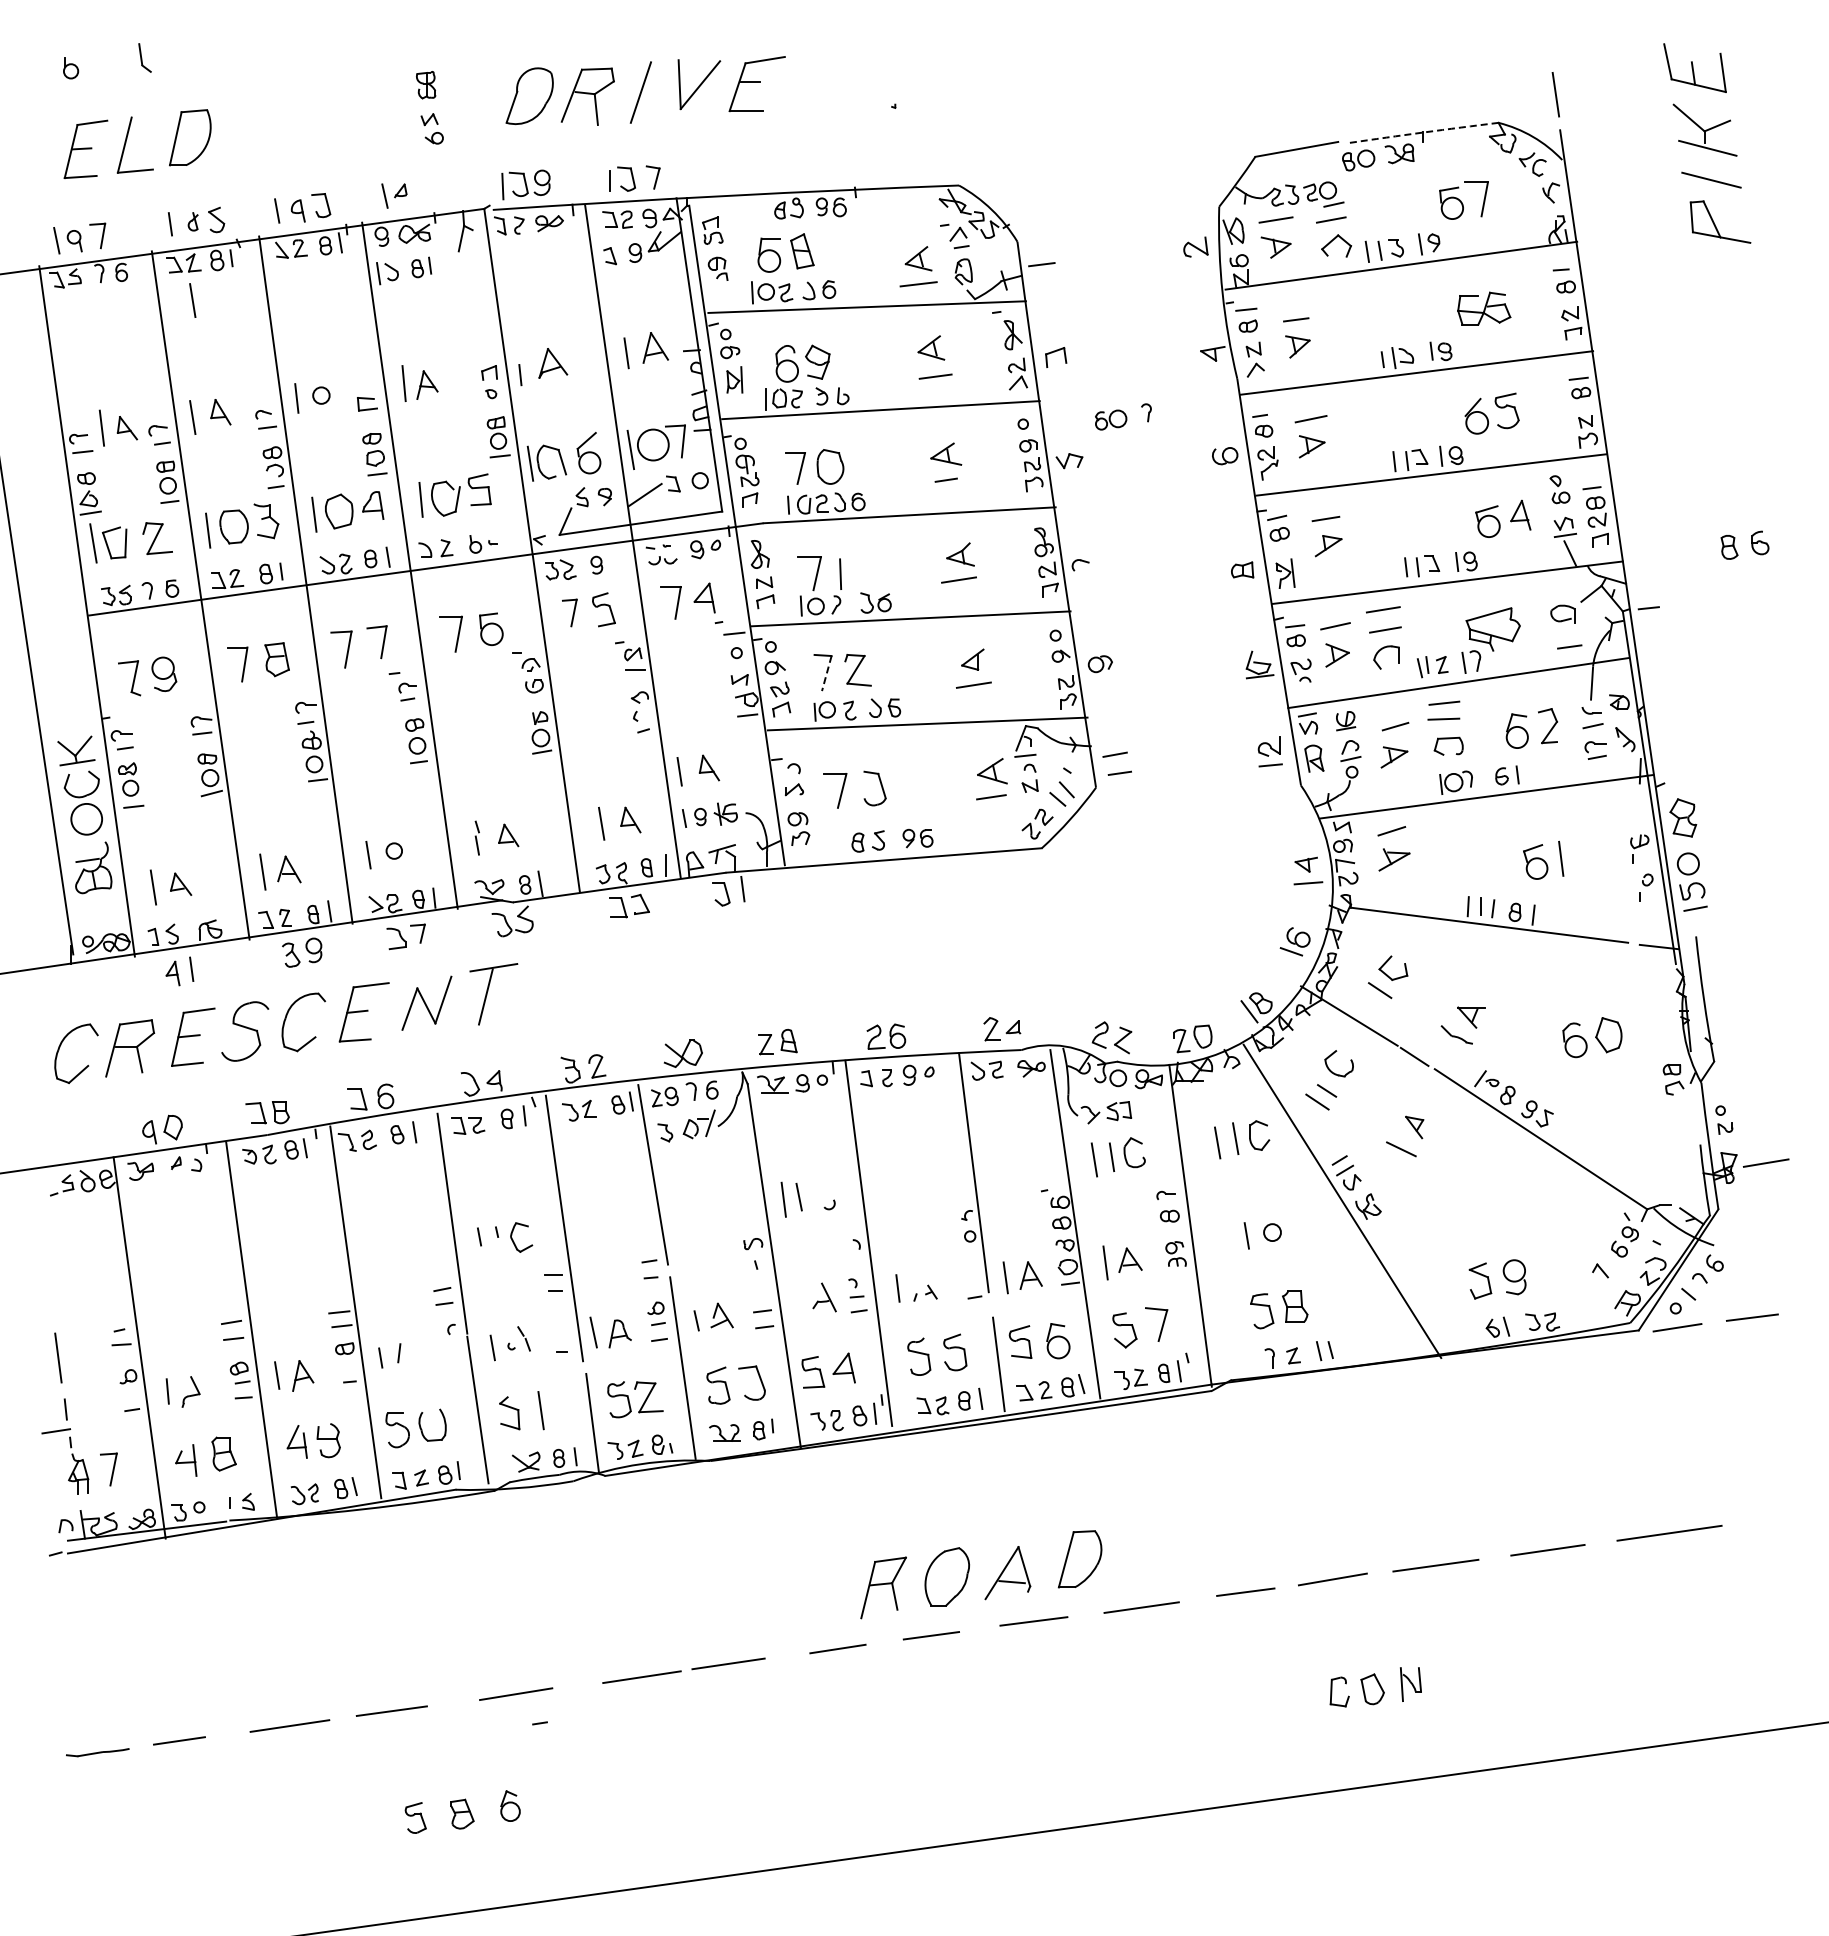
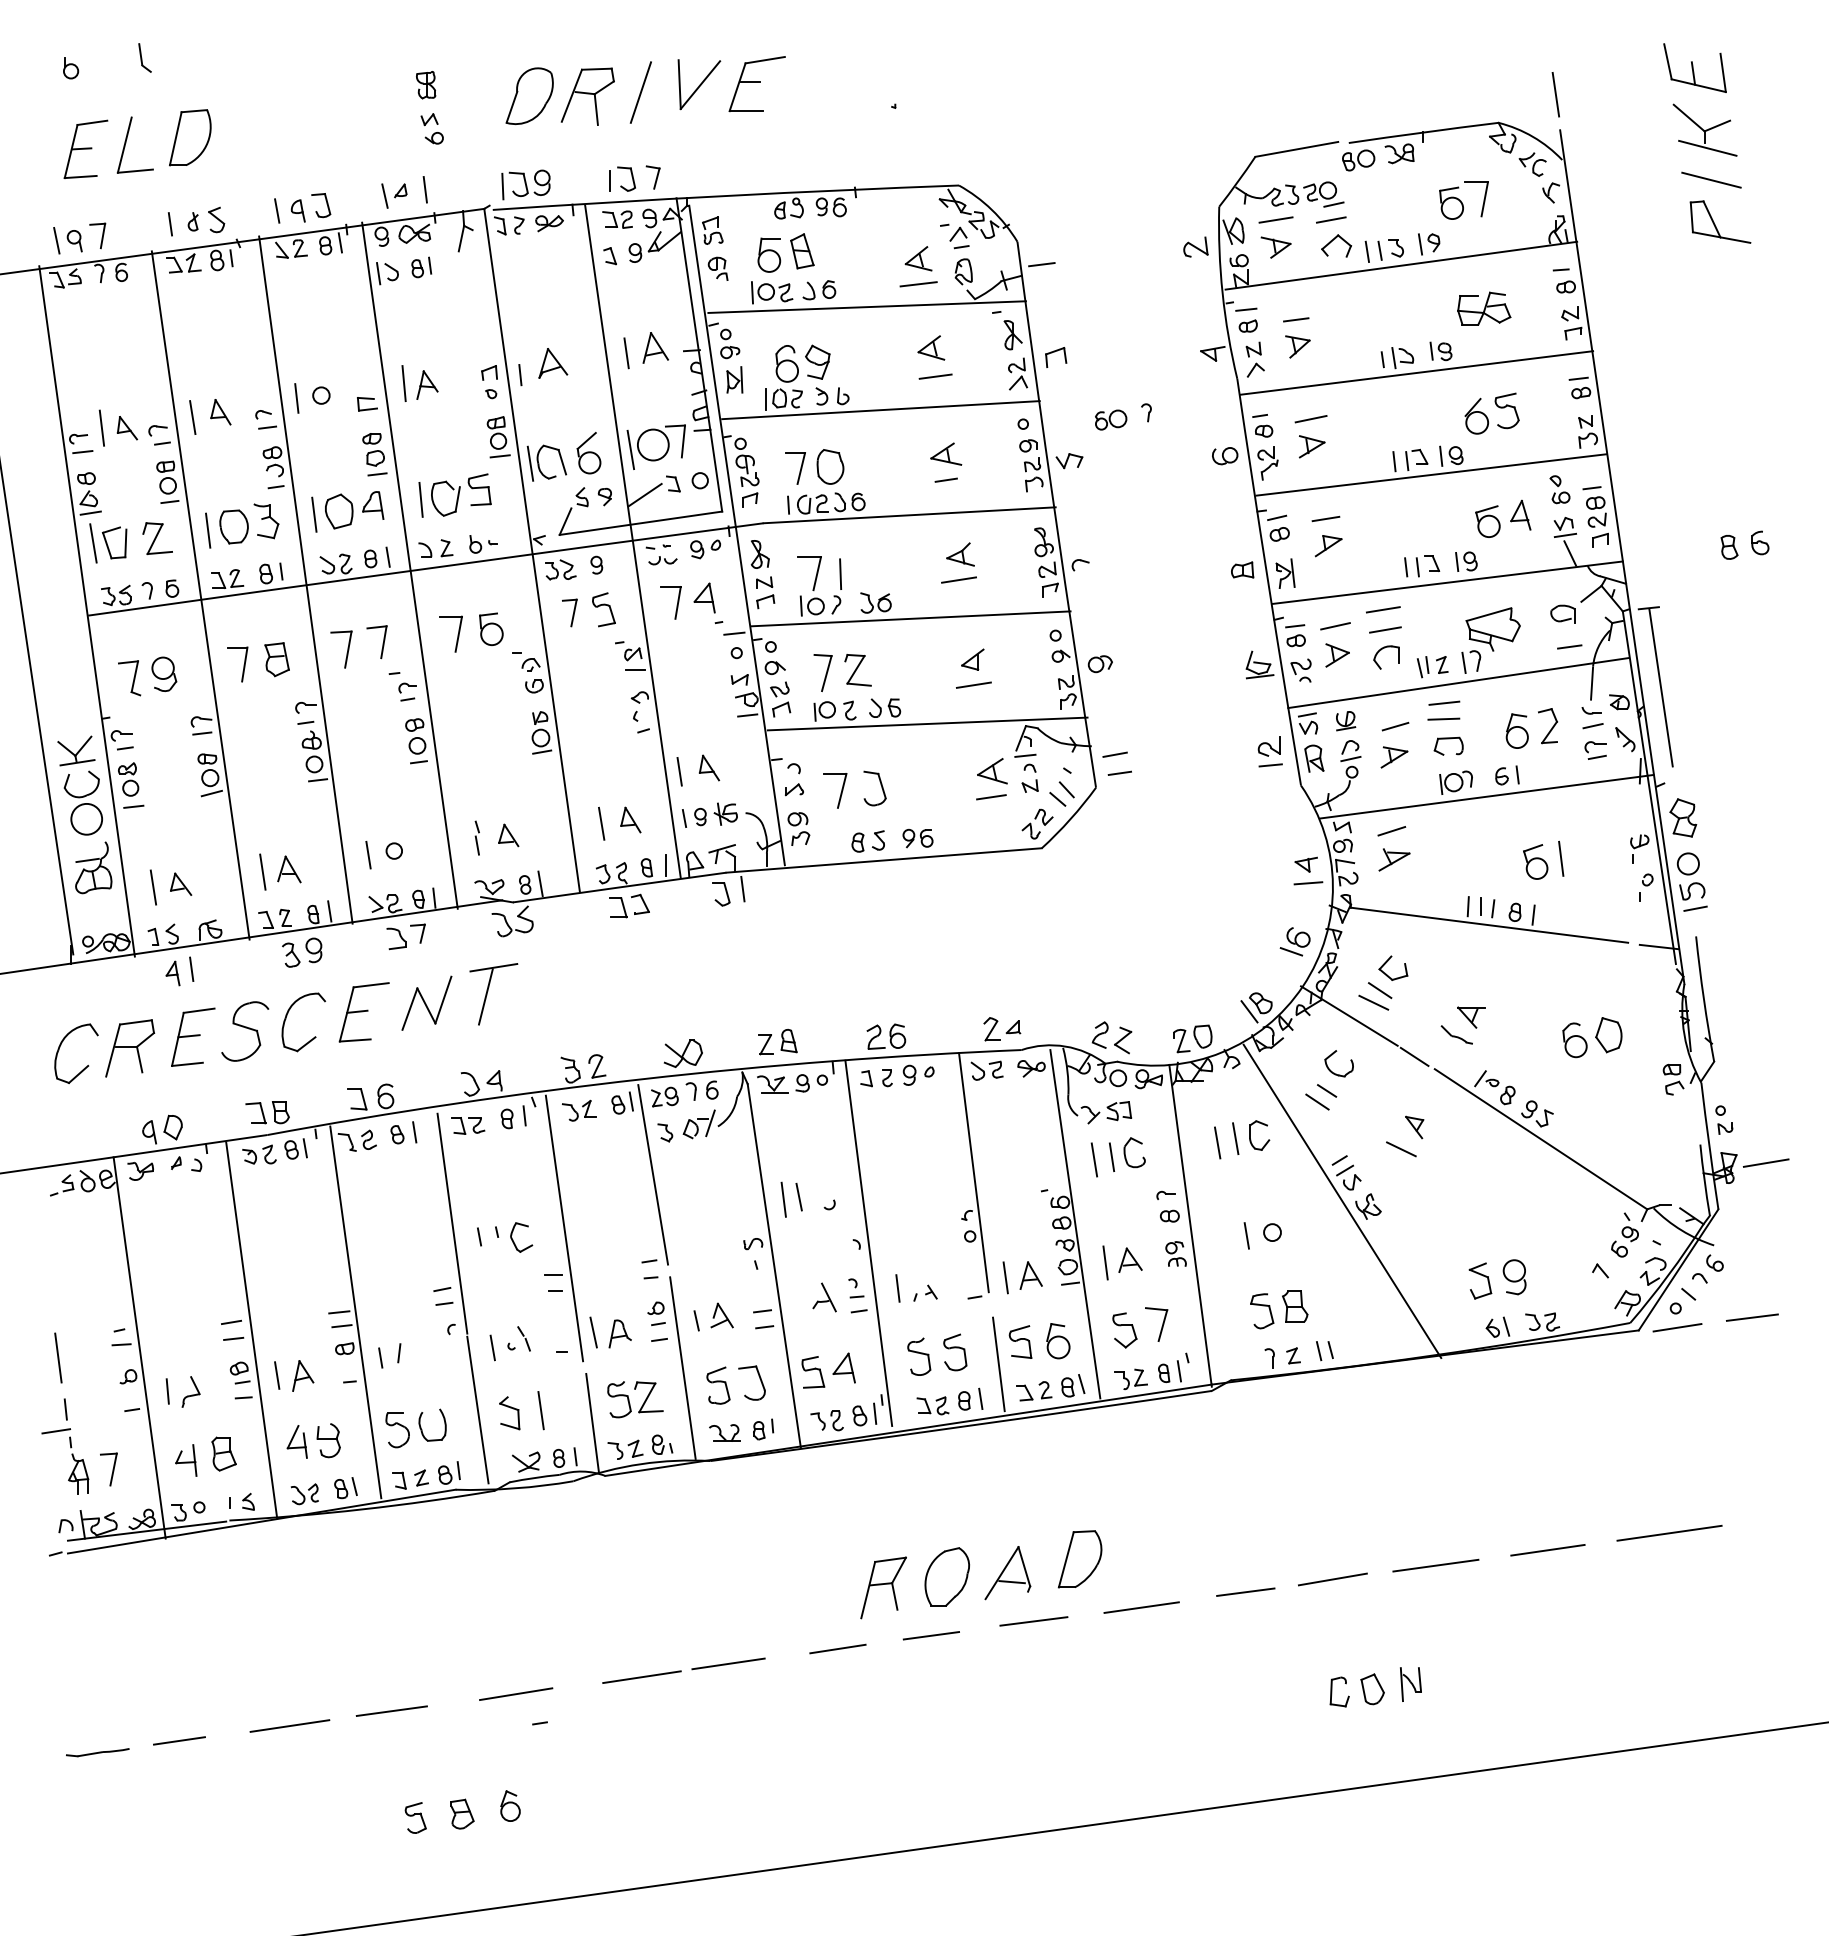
arc: dashed -> solid (1423, 132)
line: none -> present (424, 189)
line: present -> none (192, 300)
line: dashed -> solid (826, 674)
line: none -> present (1660, 687)
line: none -> present (1373, 1002)
